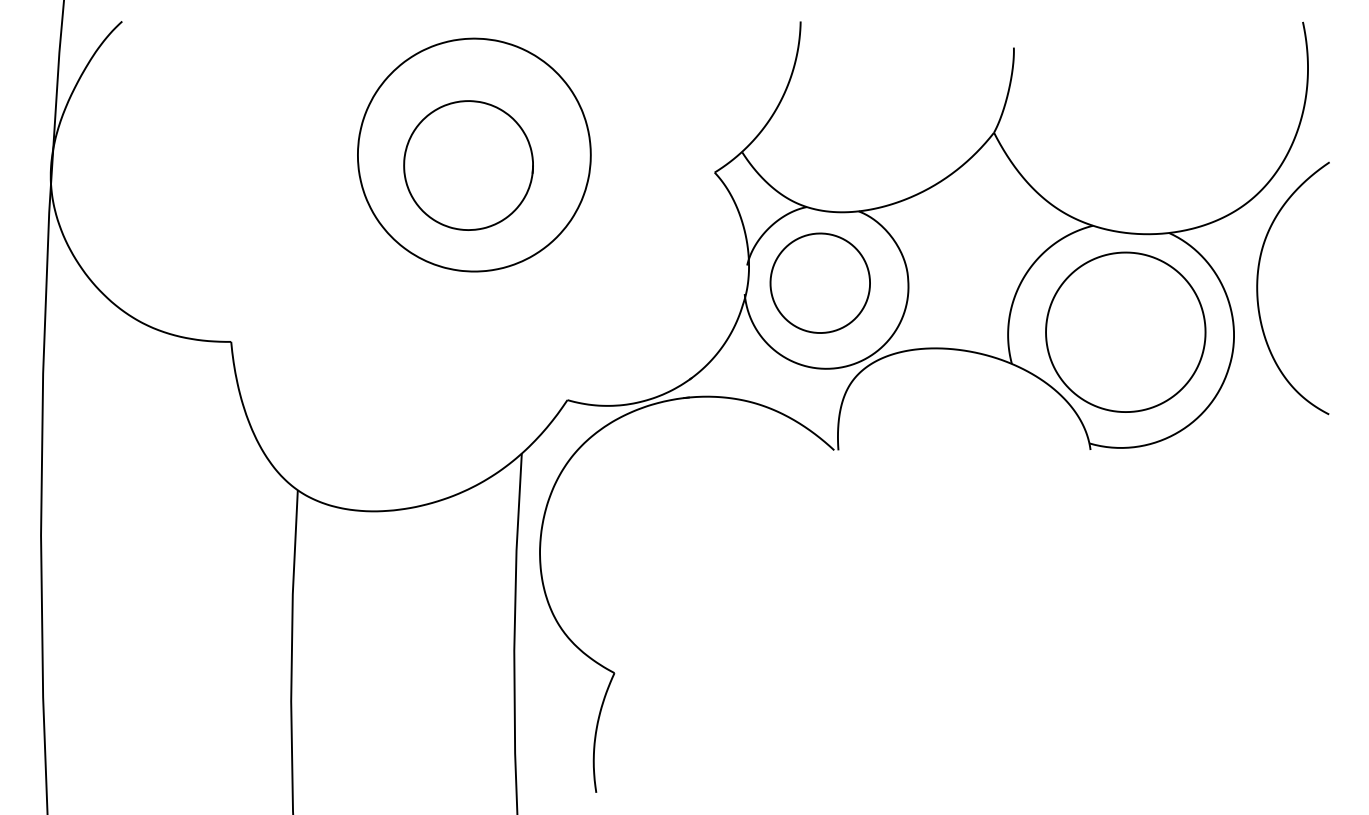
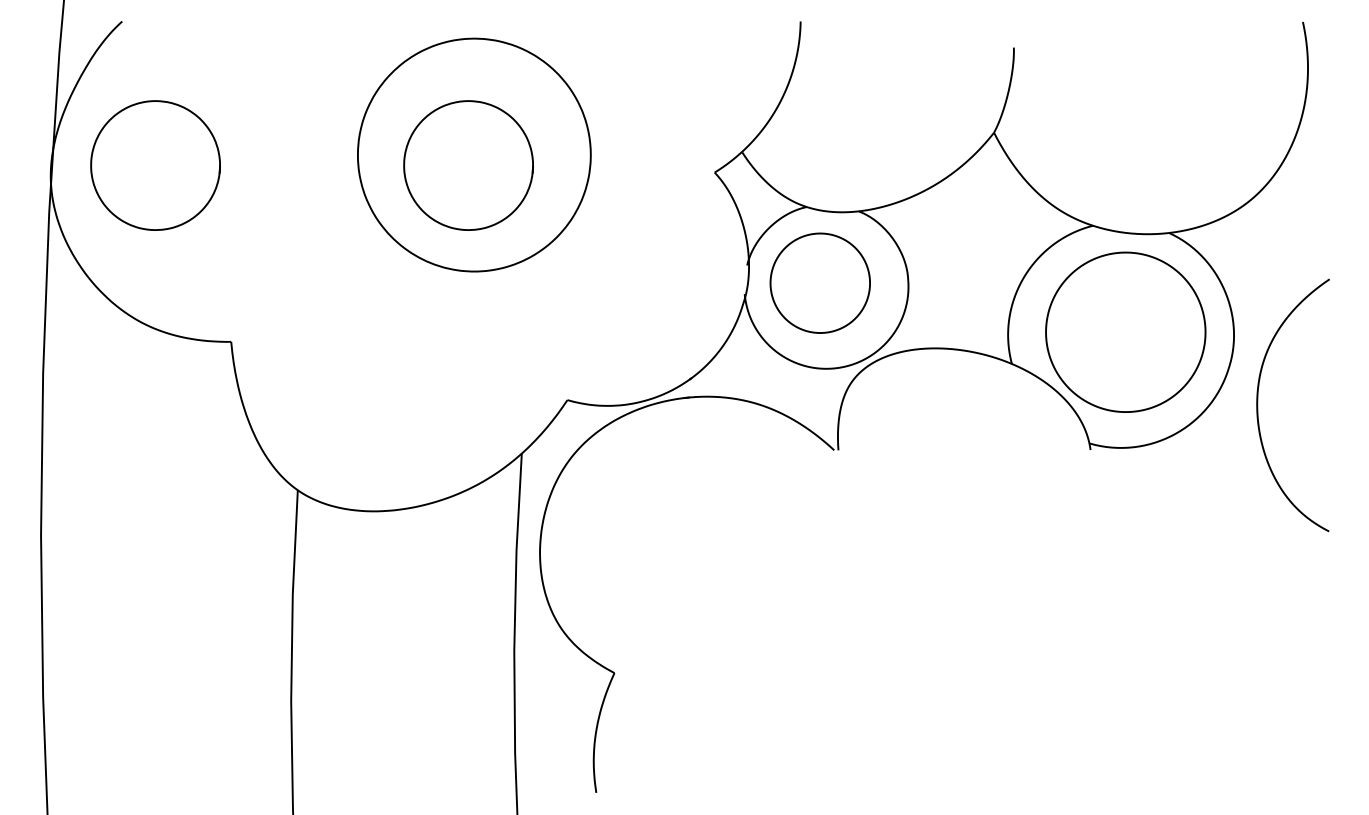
part: none -> present (155, 165)
curve position: (1258, 288) -> (1258, 405) (1258, 405)
